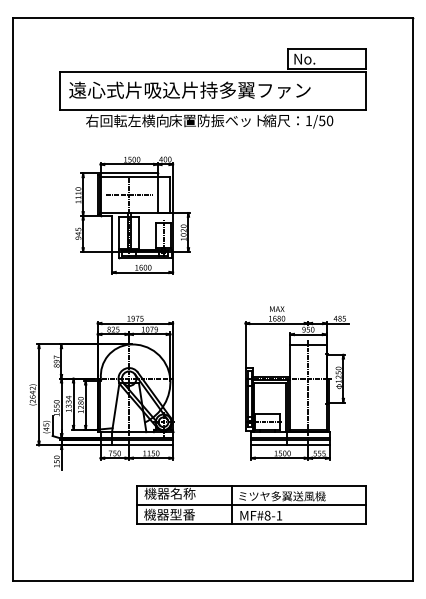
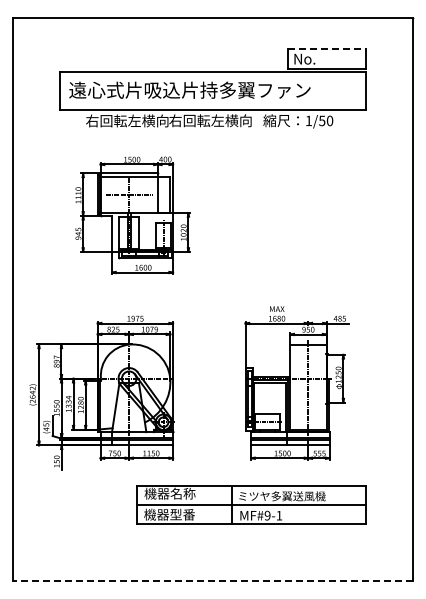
line: solid -> dashed (327, 49)
text: 床置防振ベット -> 右回転左横向 (216, 120)
text: MF#8-1 -> MF#9-1 (267, 515)
line: solid -> dashed (212, 581)
